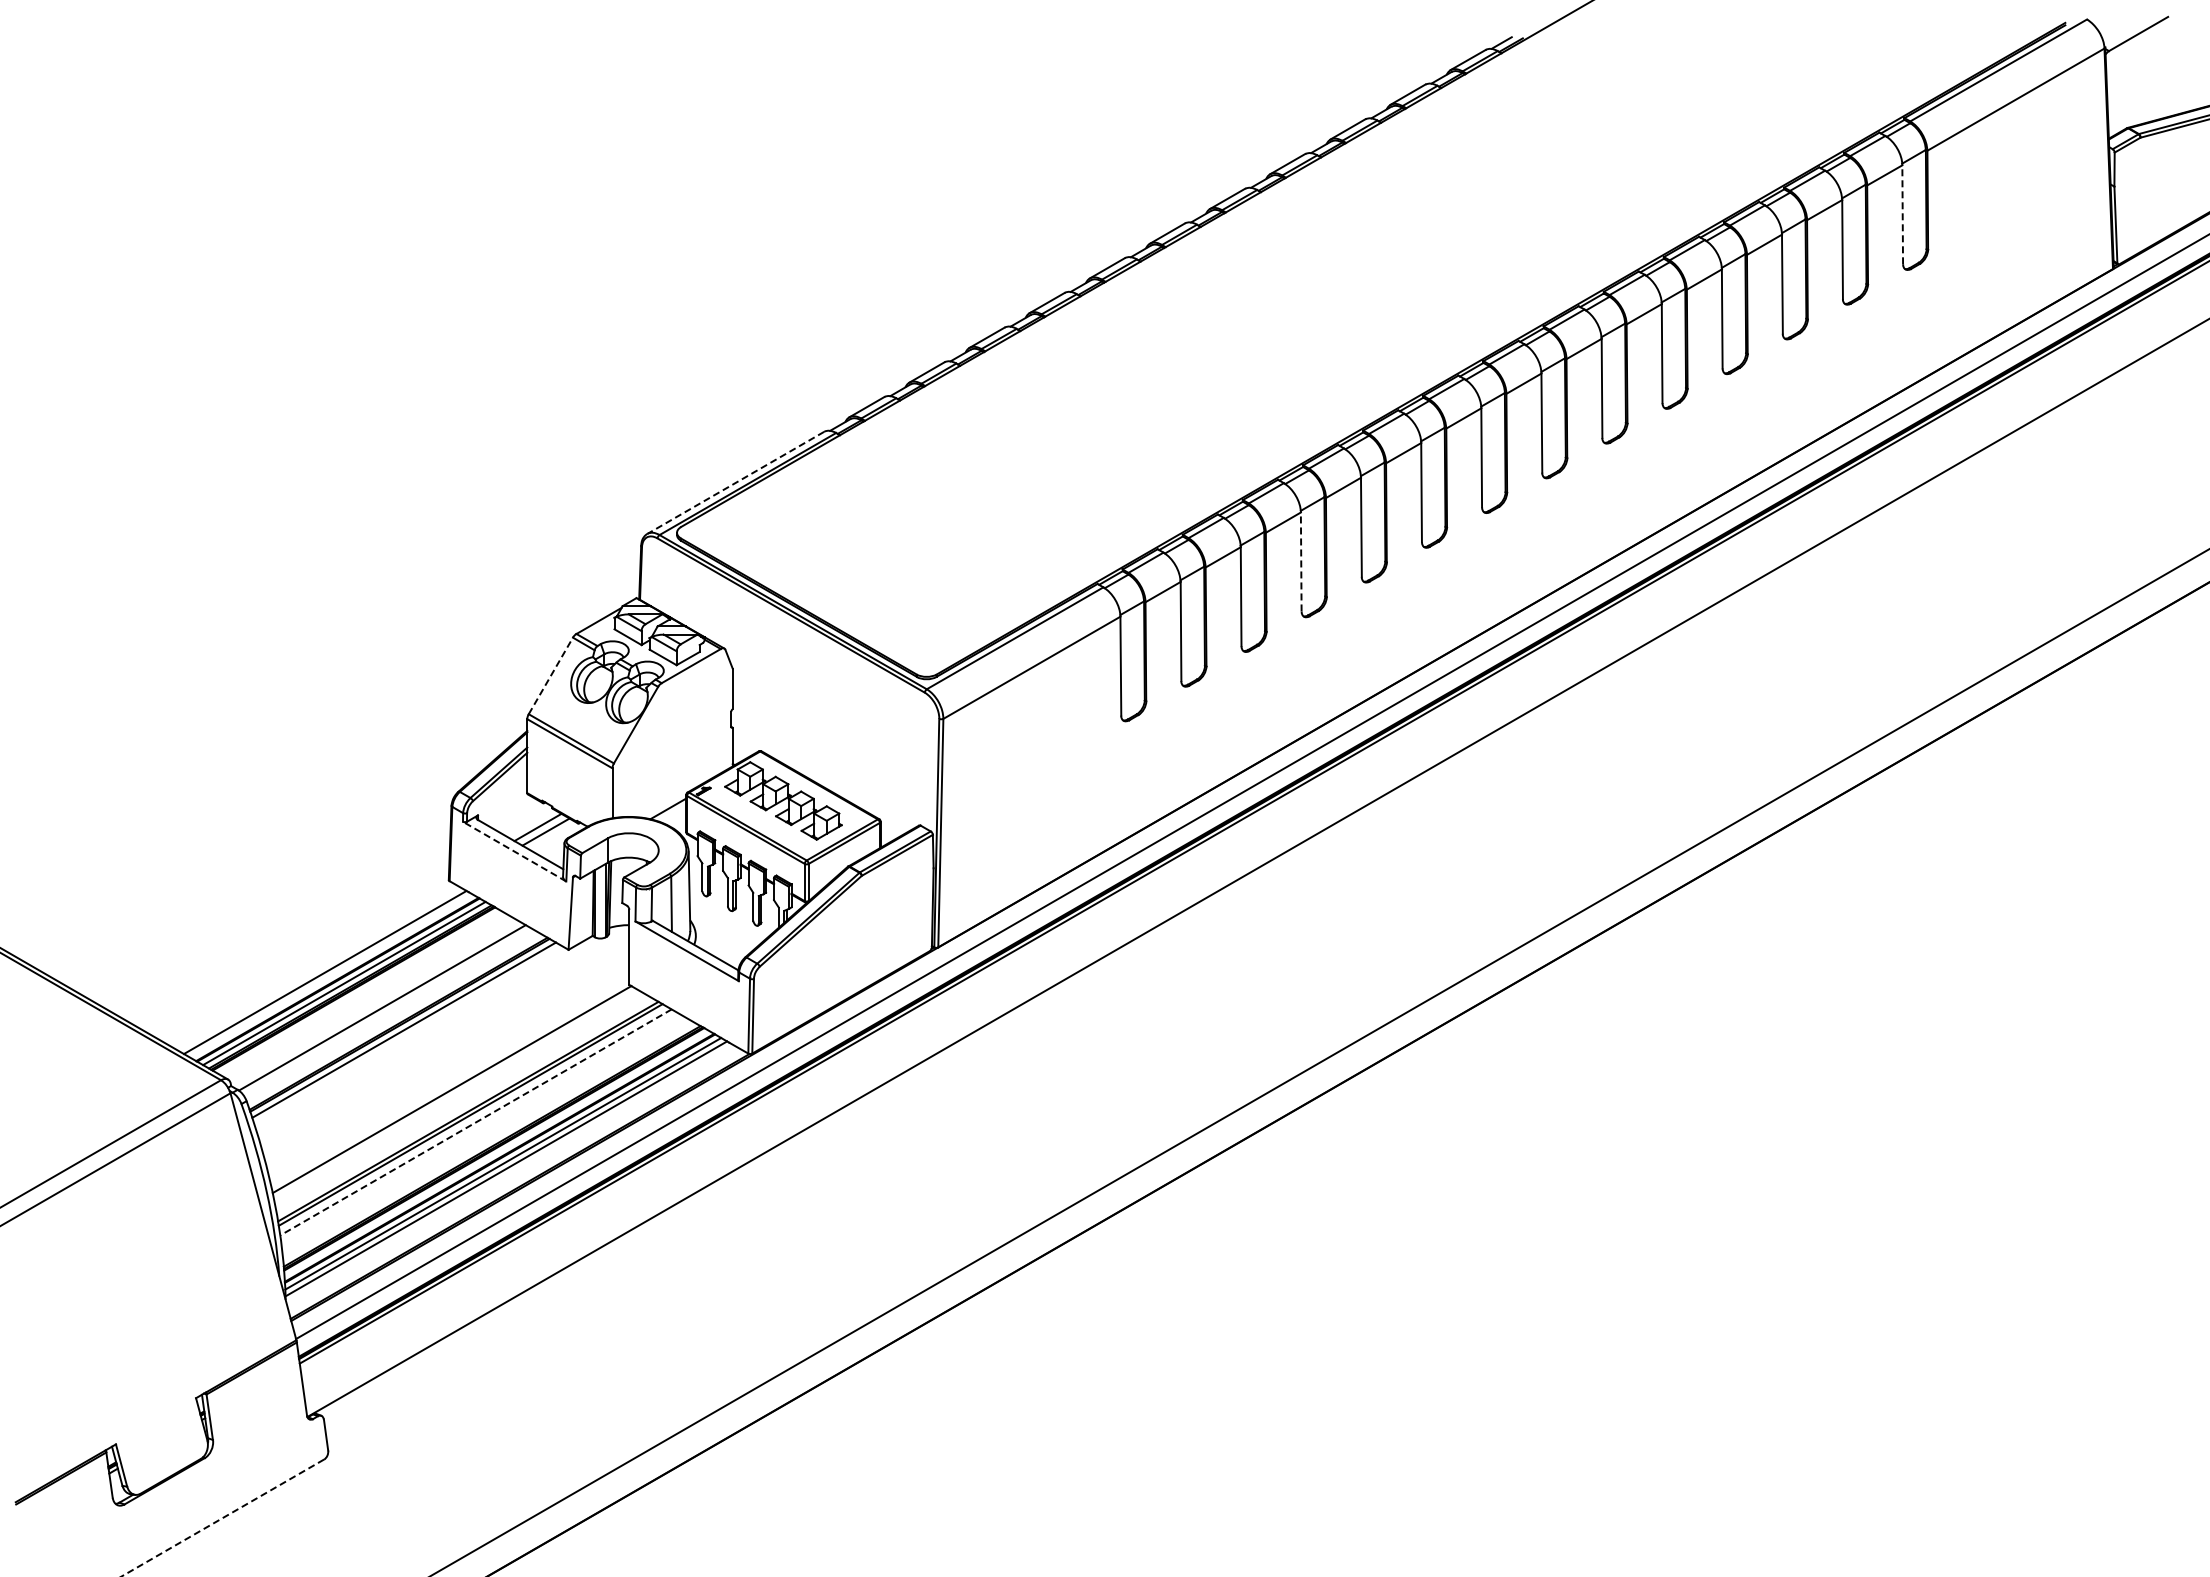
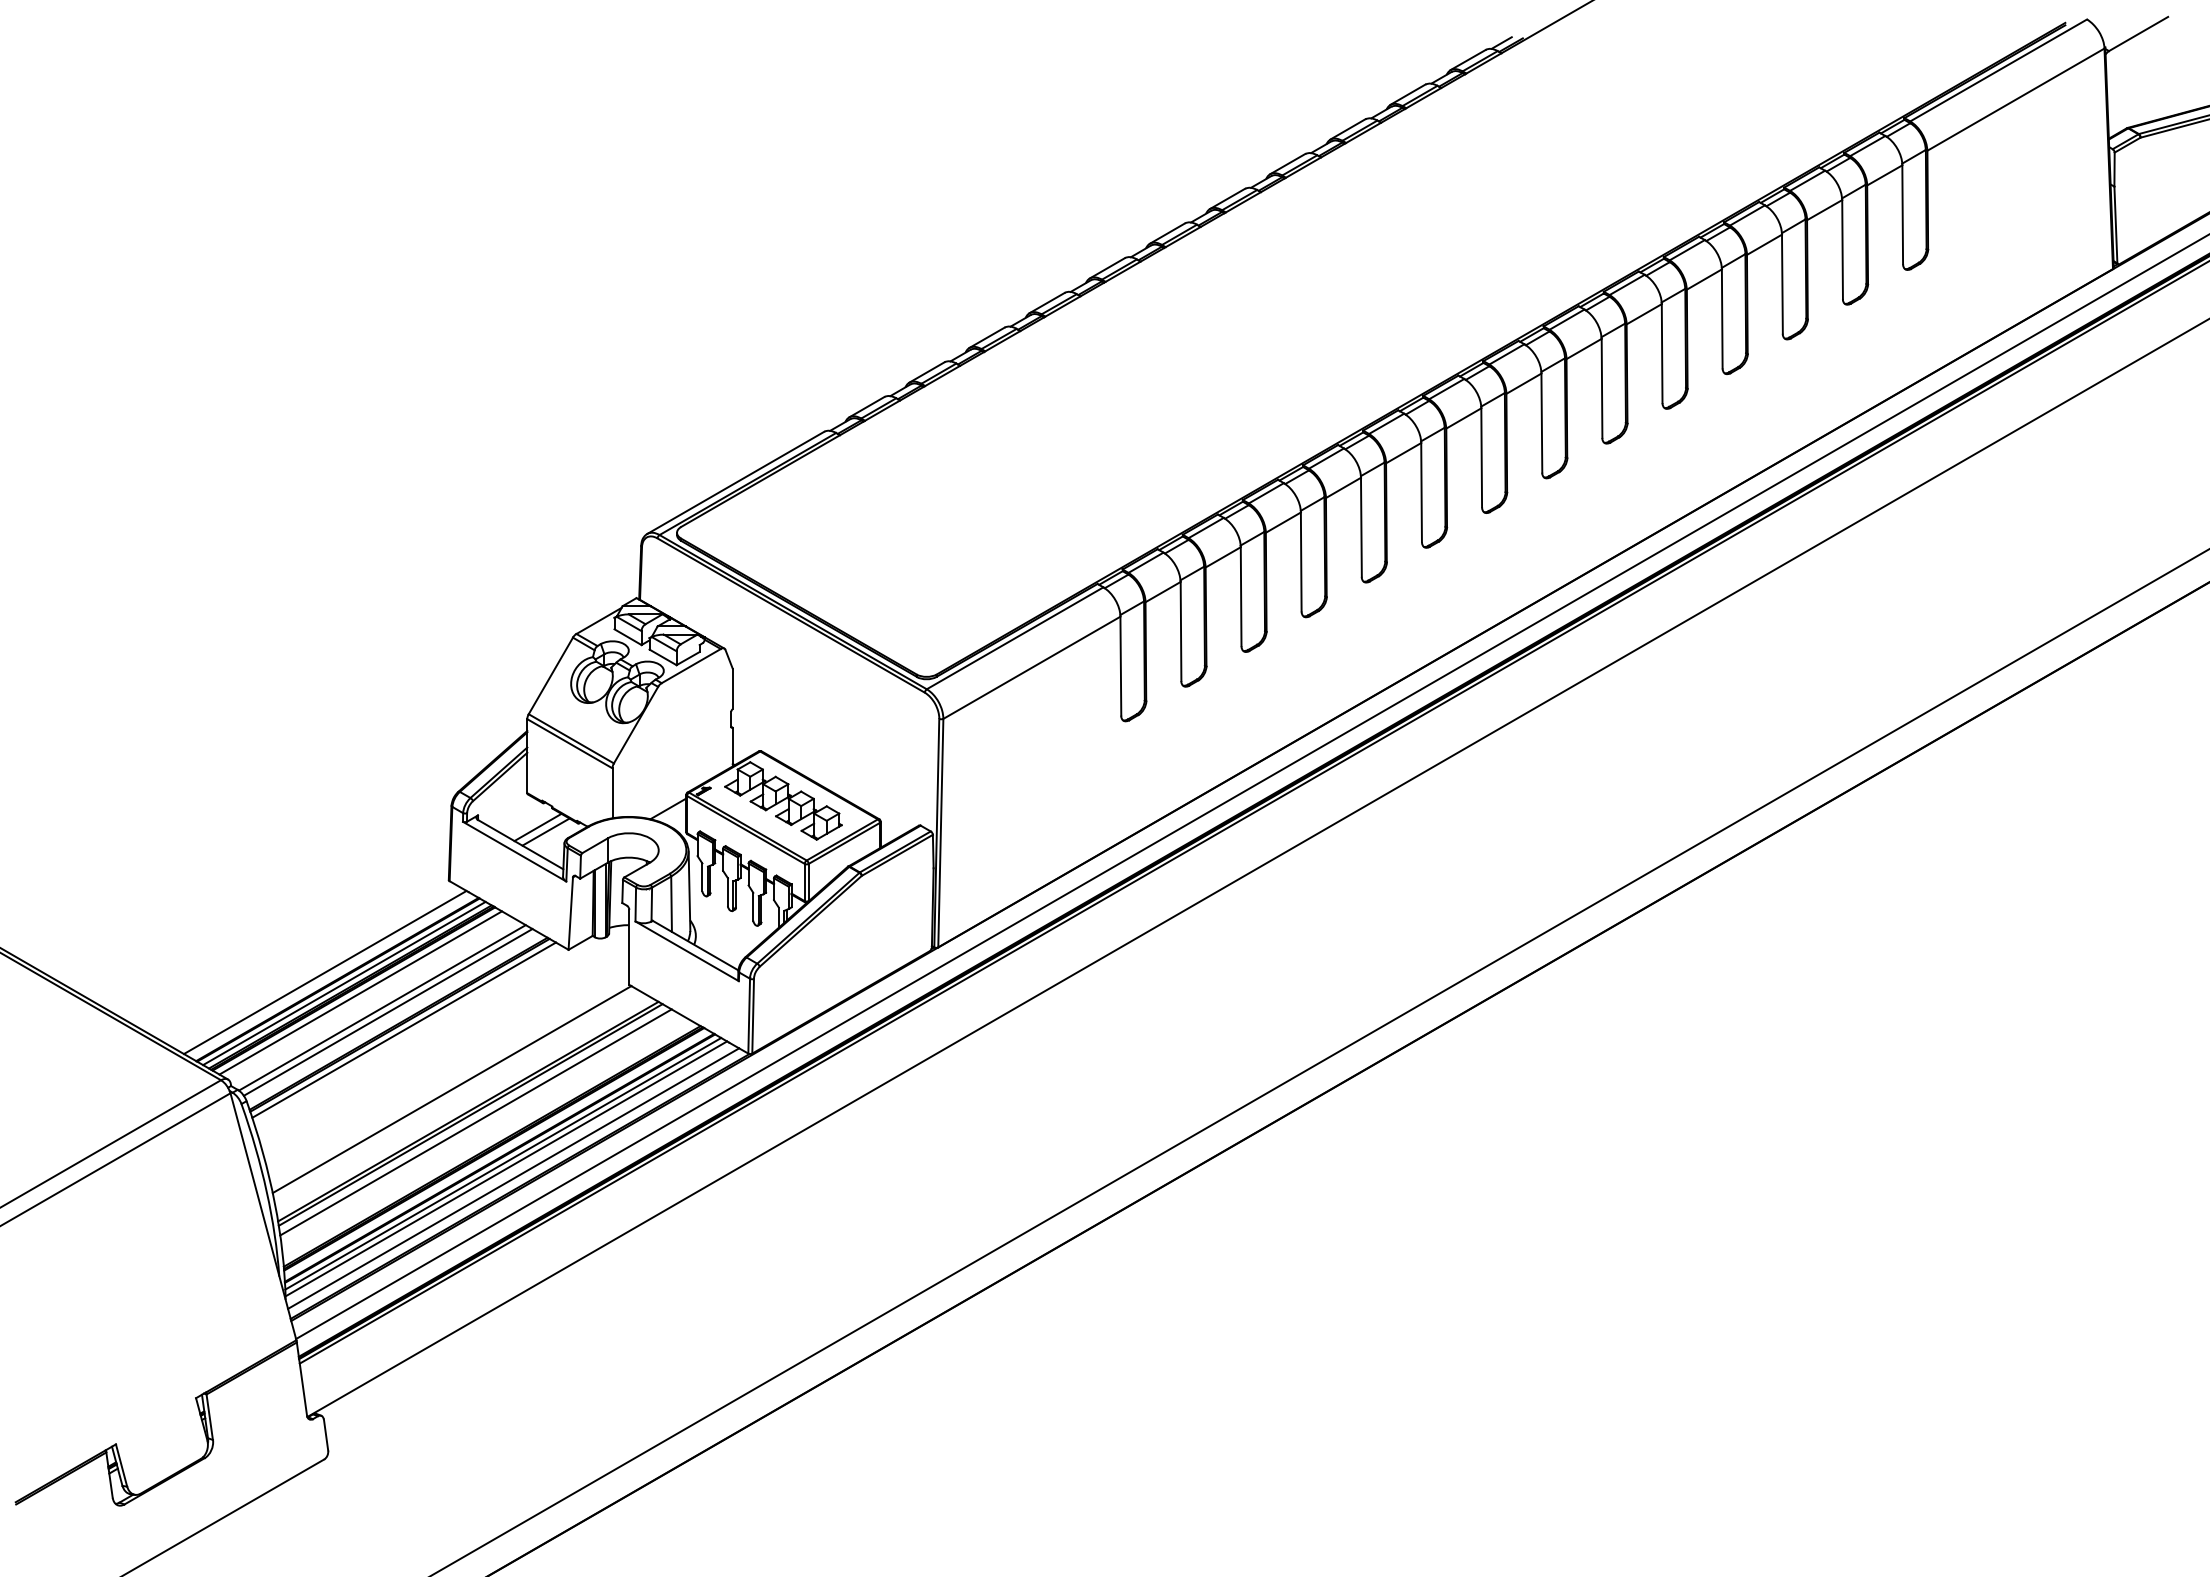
line: dashed -> solid (1902, 214)
line: dashed -> solid (735, 483)
line: dashed -> solid (1301, 561)
line: dashed -> solid (551, 675)
line: dashed -> solid (514, 851)
line: none -> present (360, 992)
line: none -> present (387, 1011)
line: dashed -> solid (475, 1122)
line: none -> present (513, 1178)
line: dashed -> solid (222, 1518)
